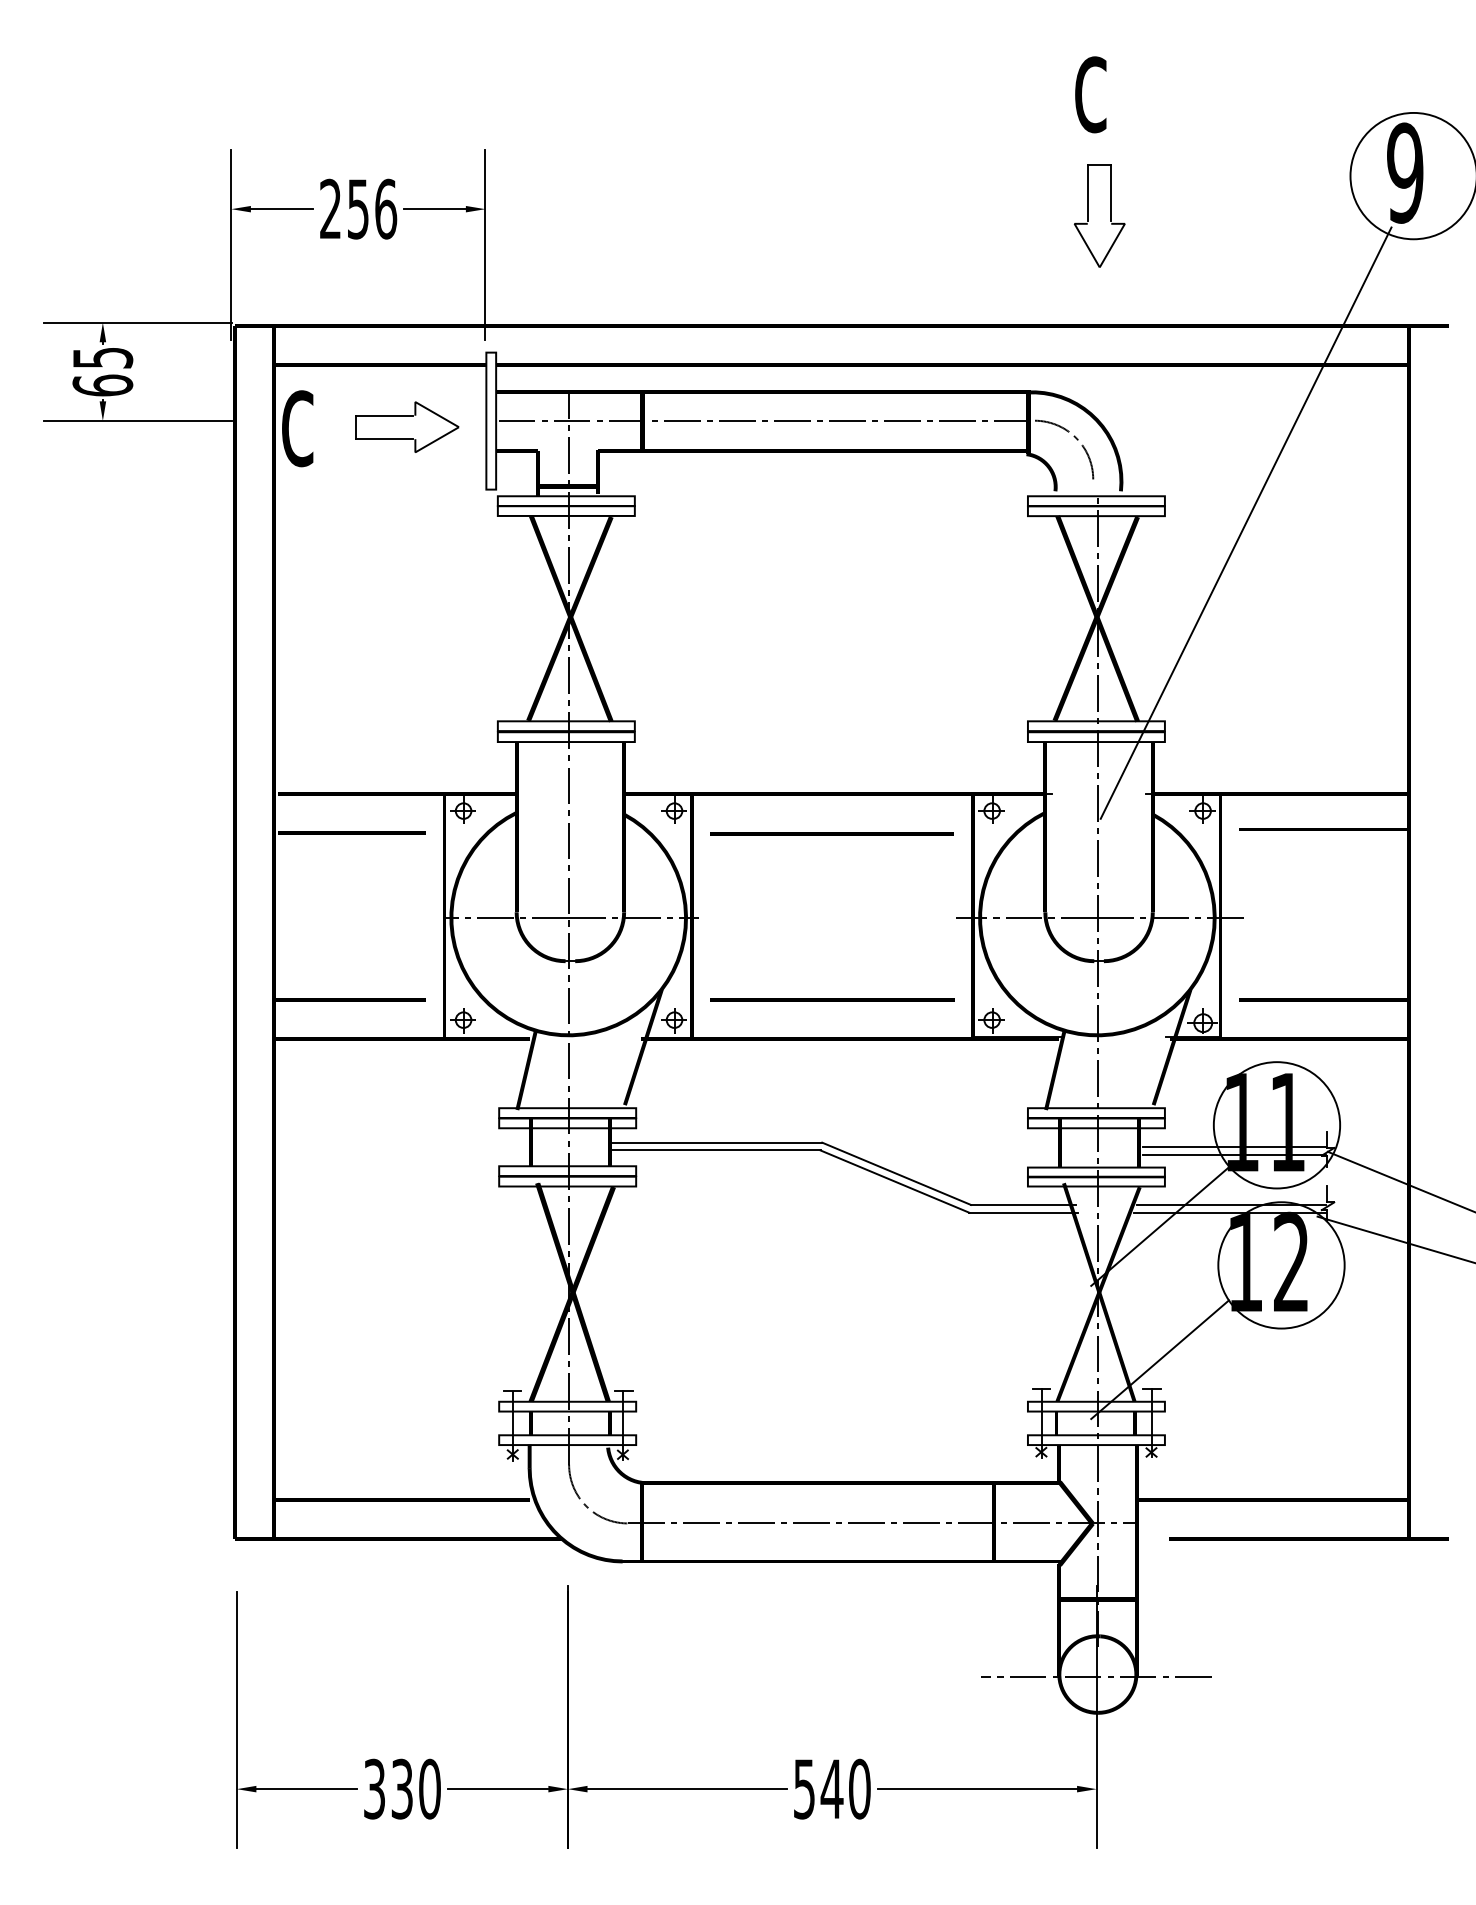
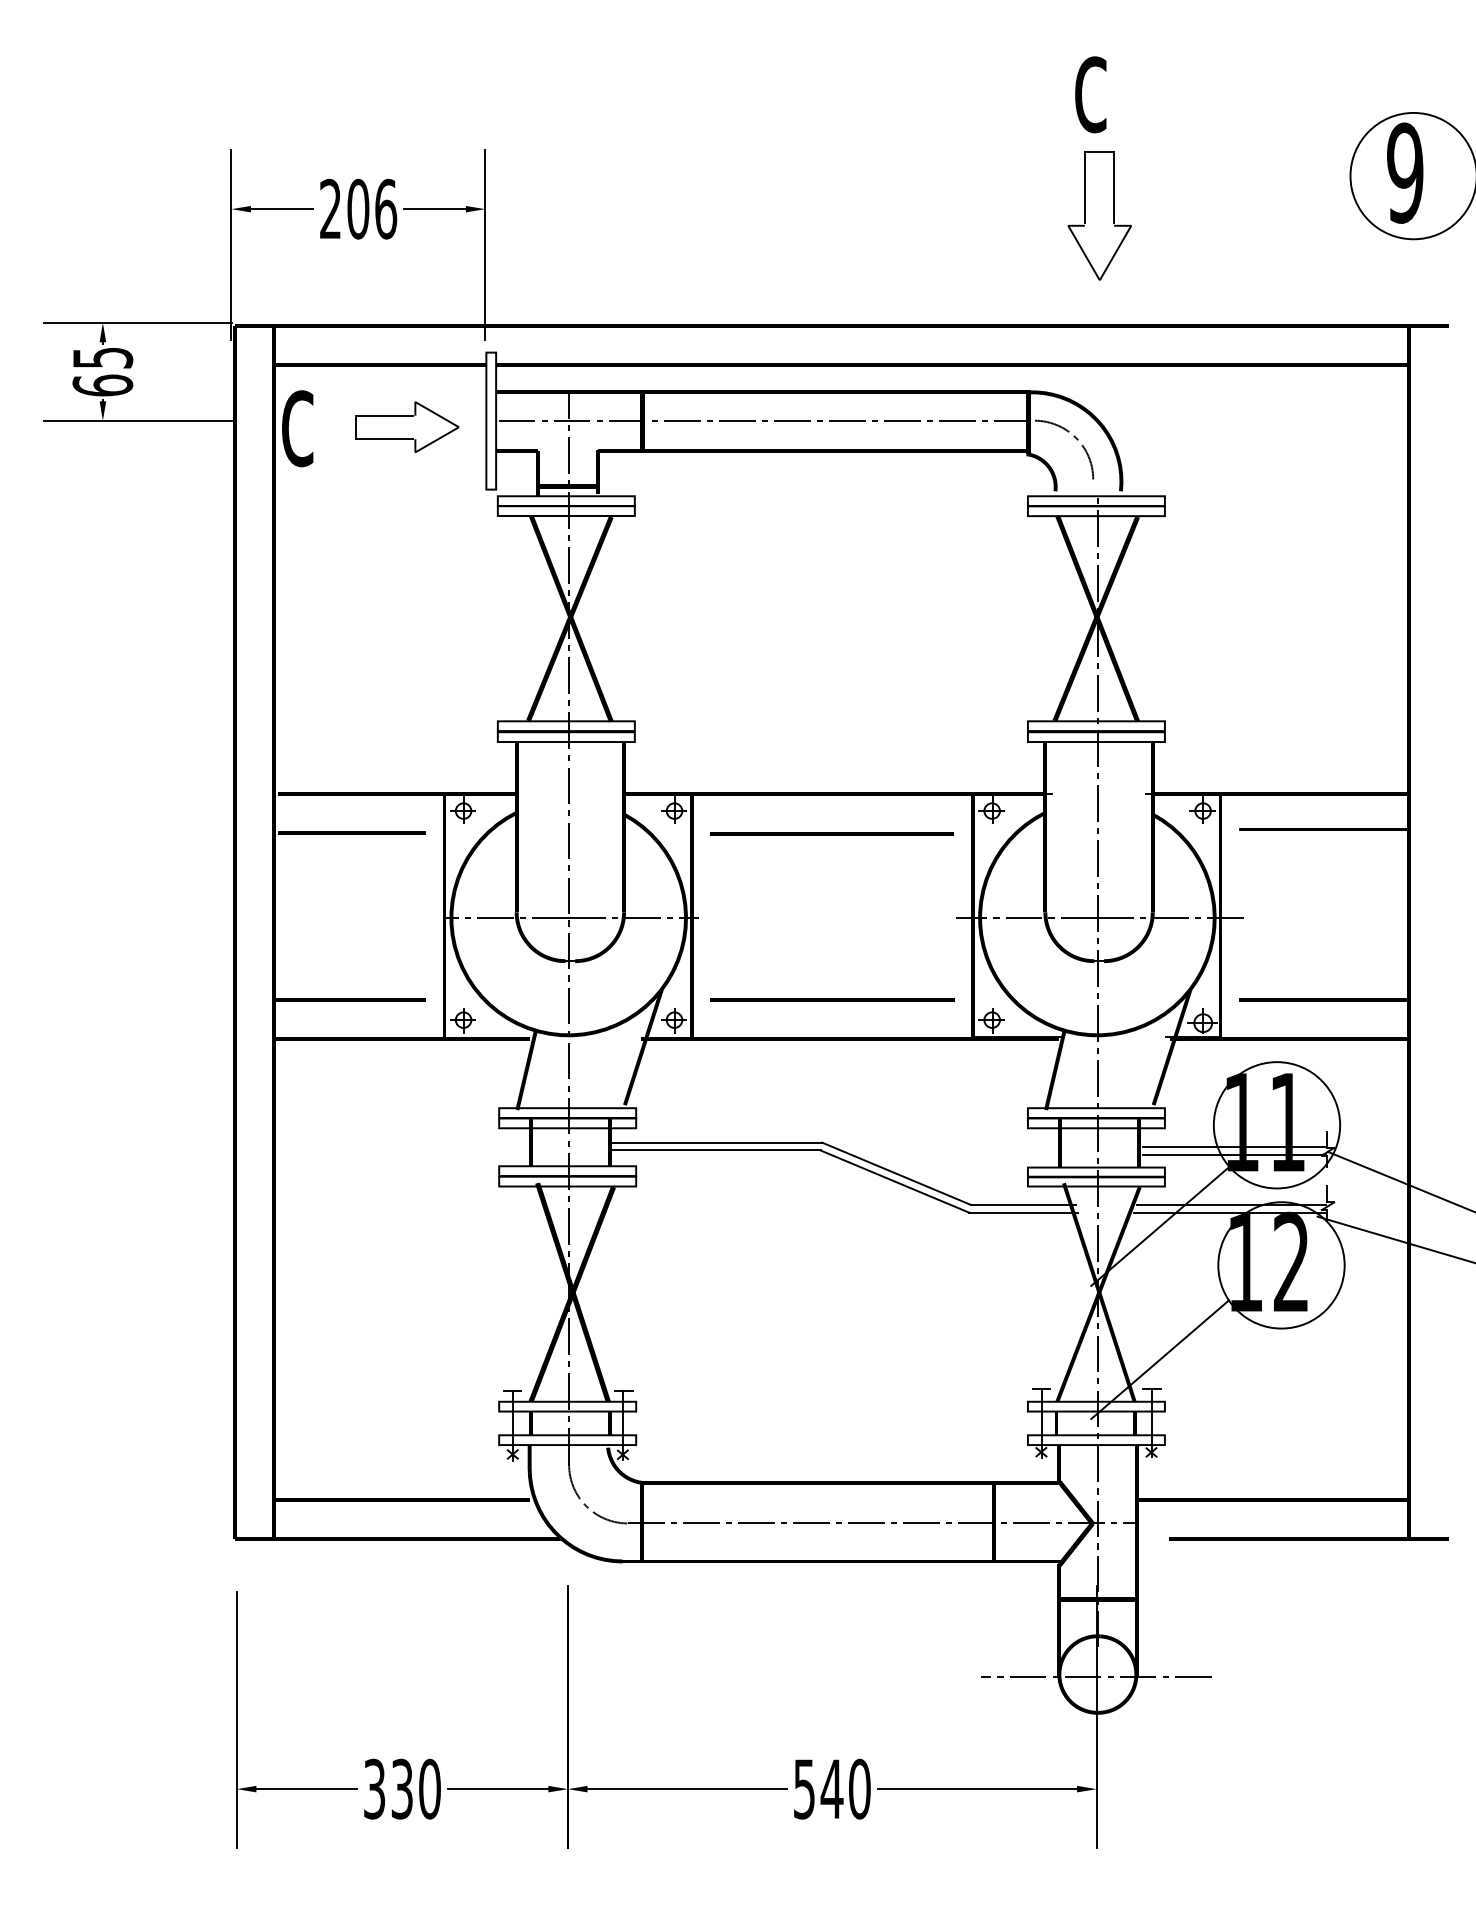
text: 256 -> 206 (358, 208)
part size: 53x104 px -> 65x130 px (1099, 215)
line: present -> none (1245, 522)
